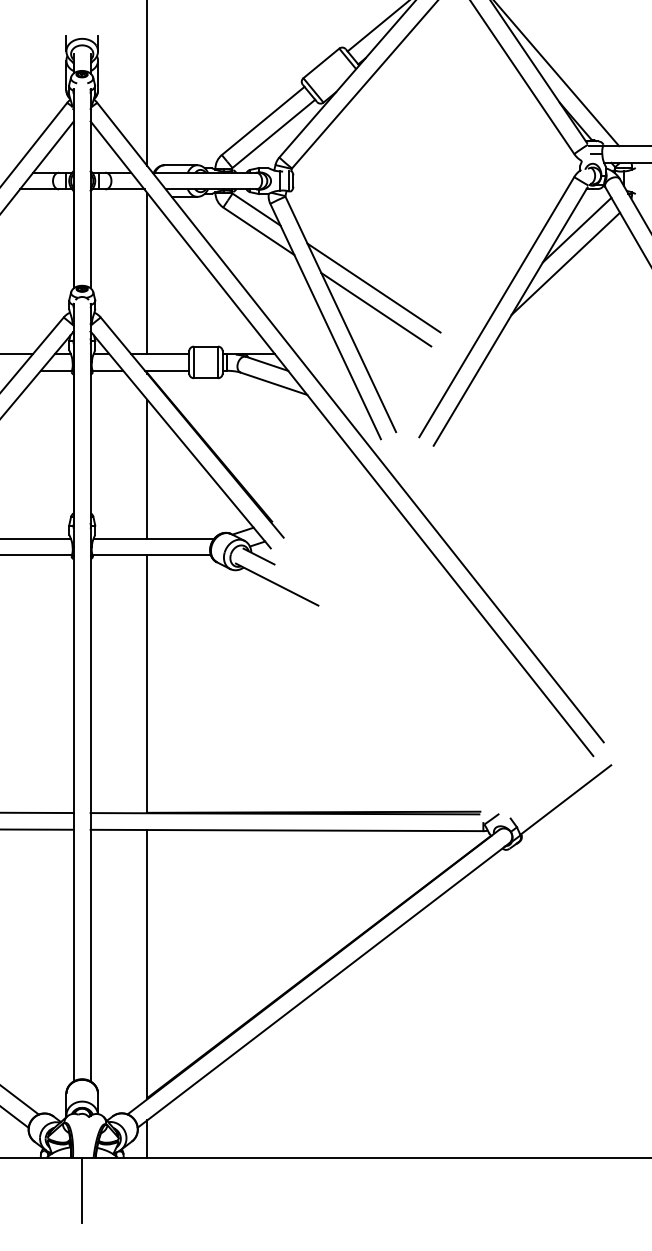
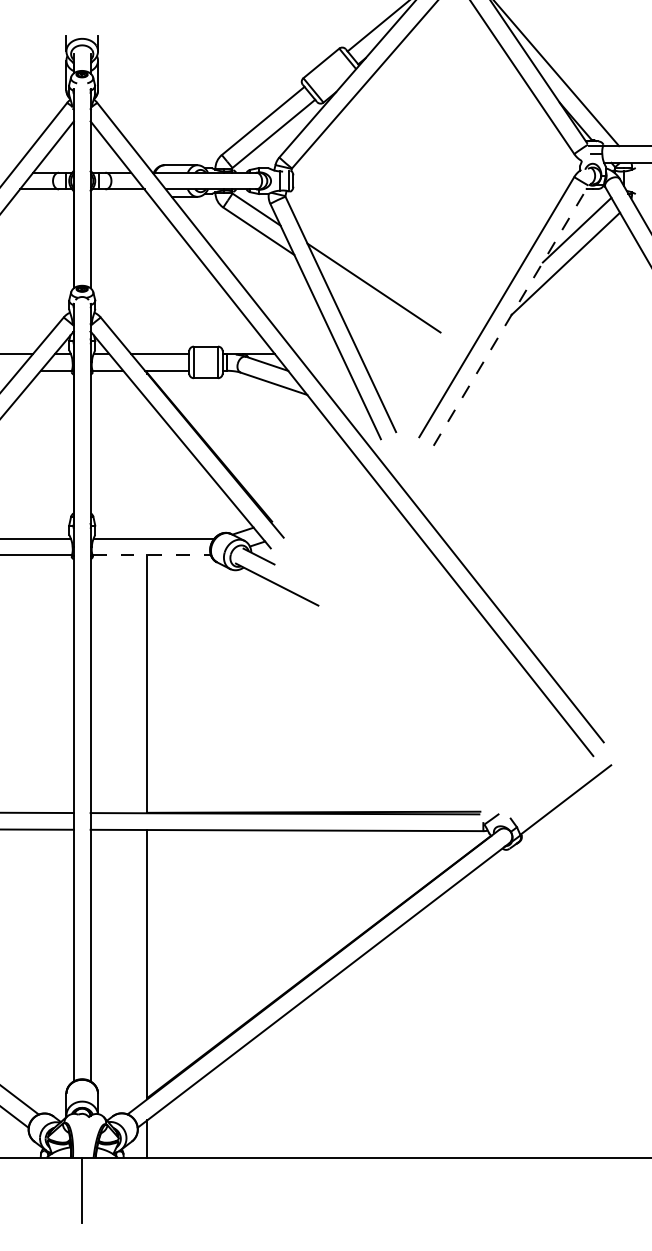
line: present -> none (147, 84)
line: present -> none (147, 273)
line: present -> none (376, 309)
line: solid -> dashed (510, 316)
line: present -> none (147, 468)
line: solid -> dashed (152, 555)
